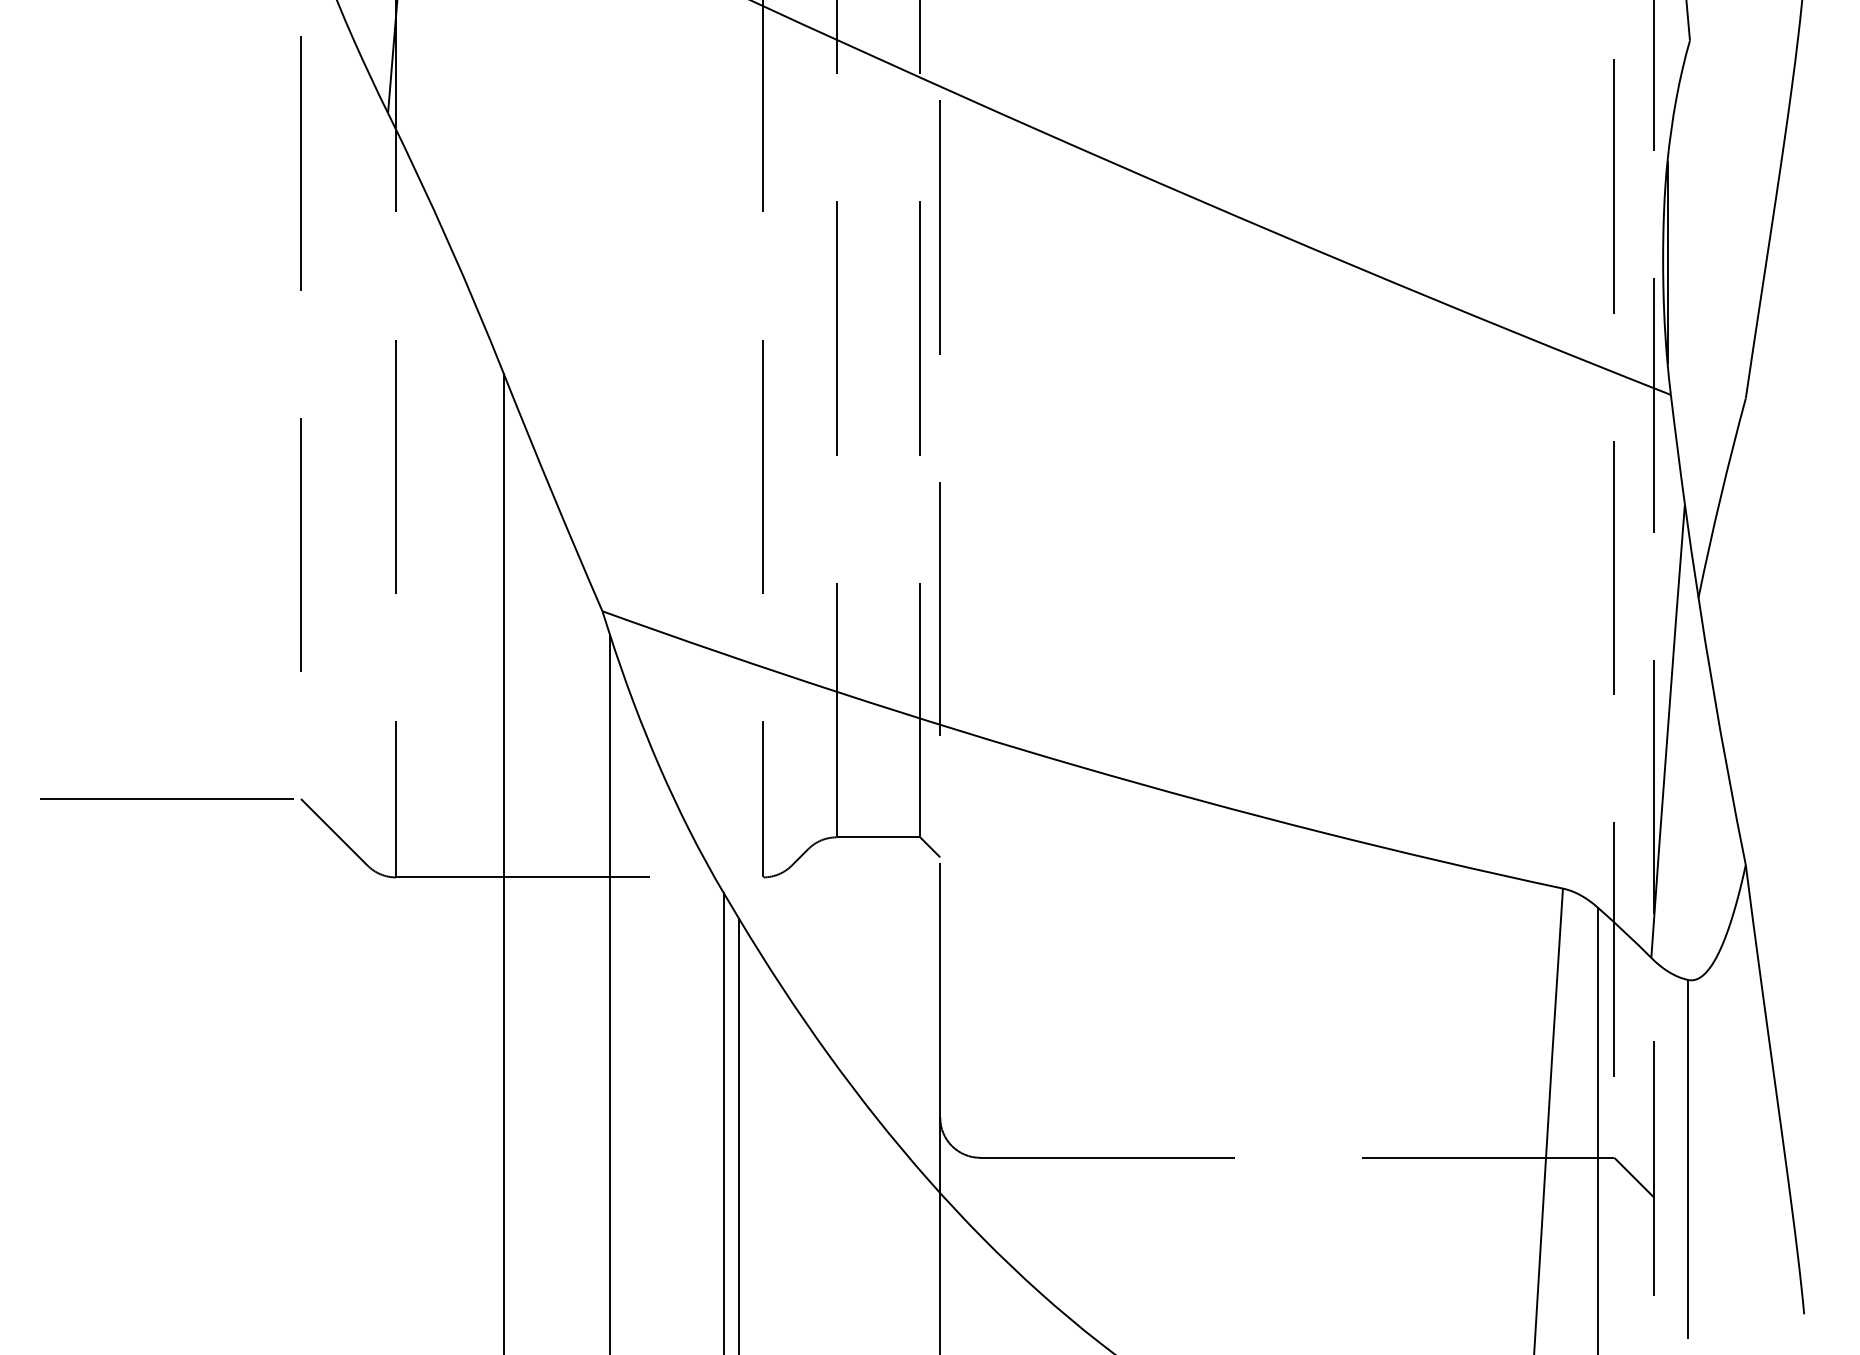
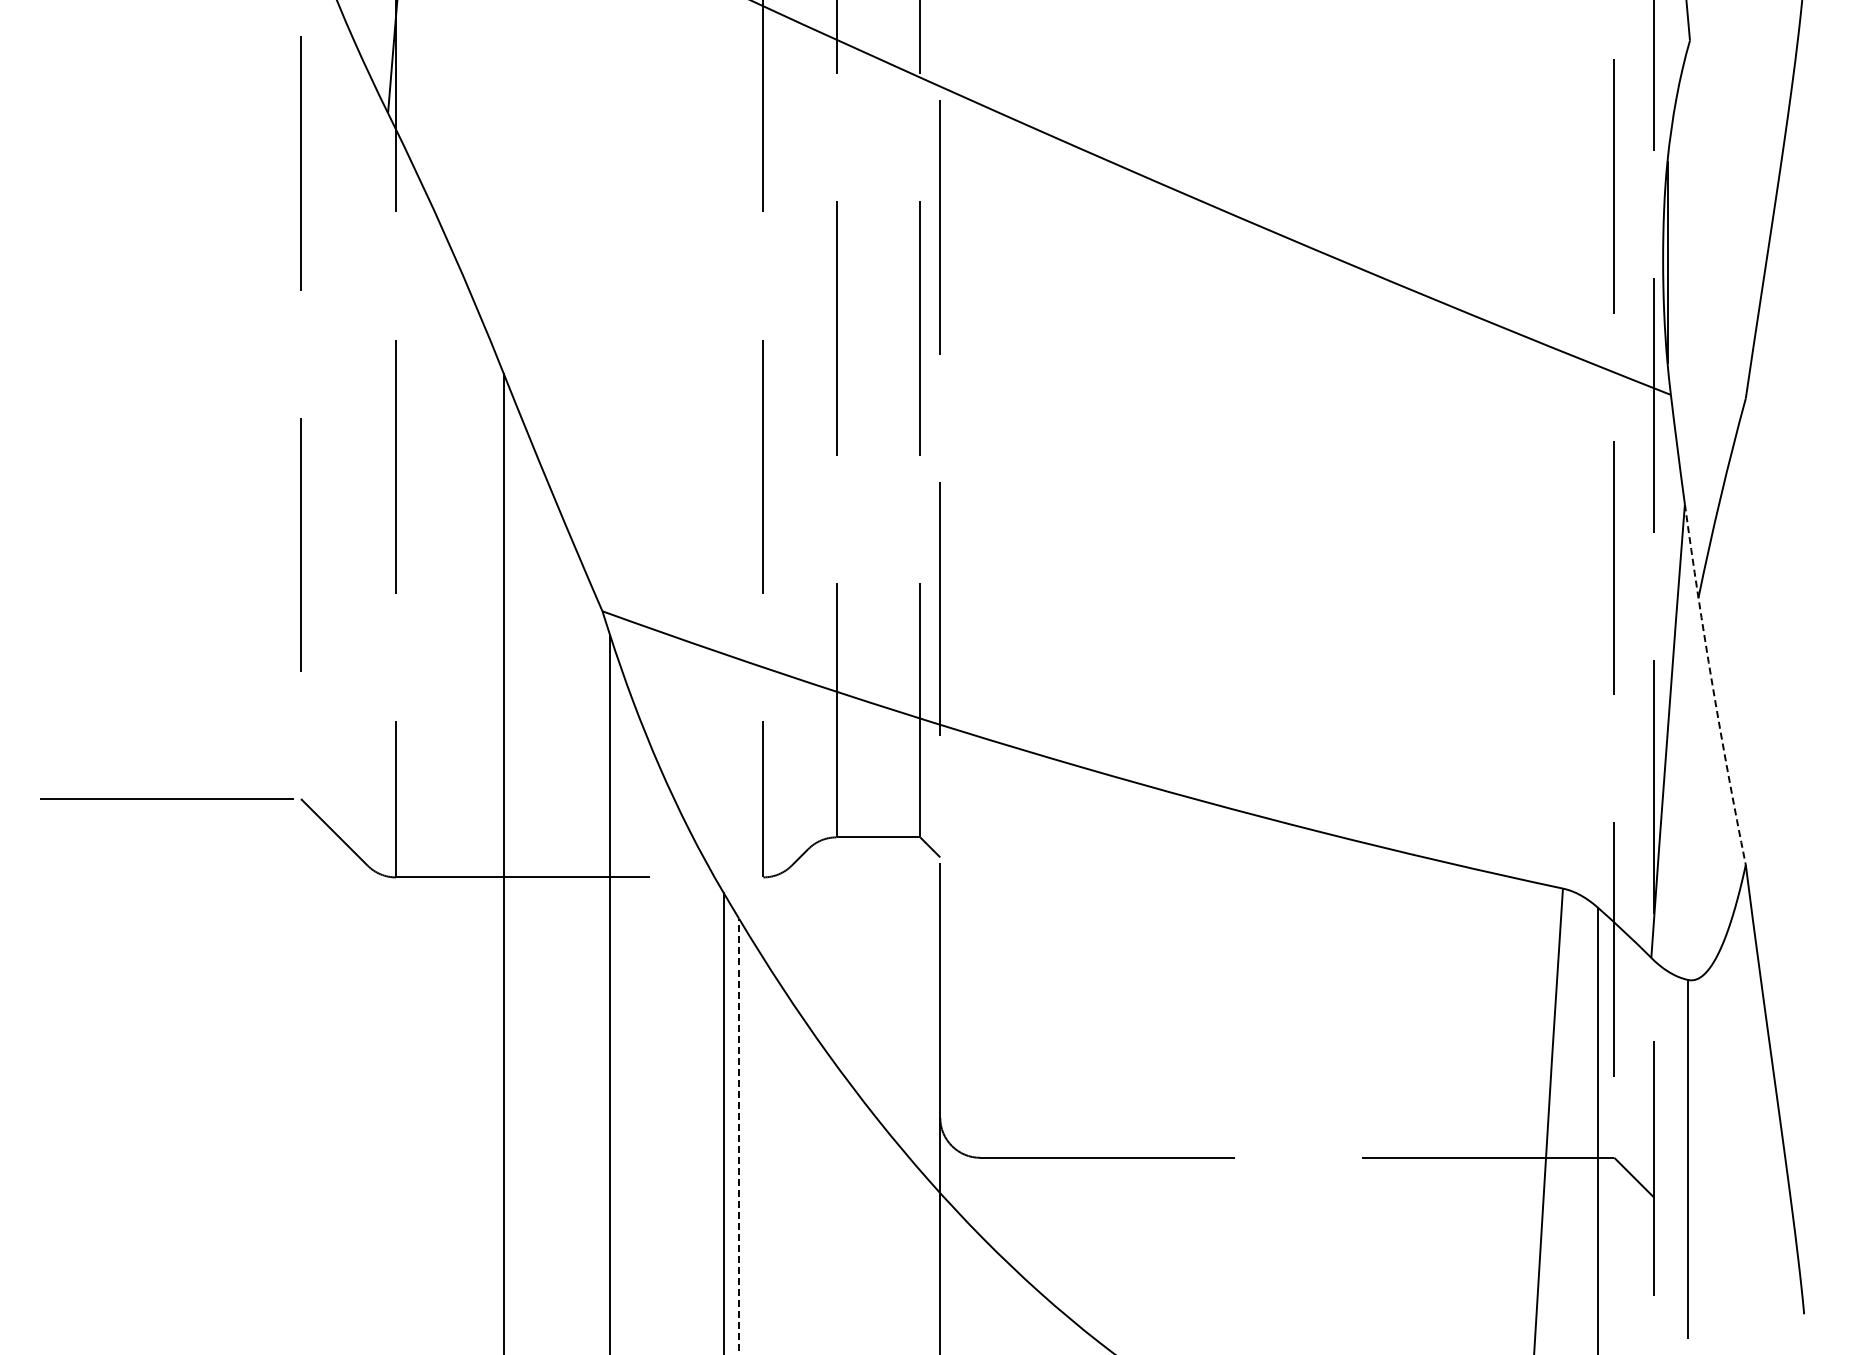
arc: solid -> dashed (1712, 685)
line: solid -> dashed (739, 1136)
